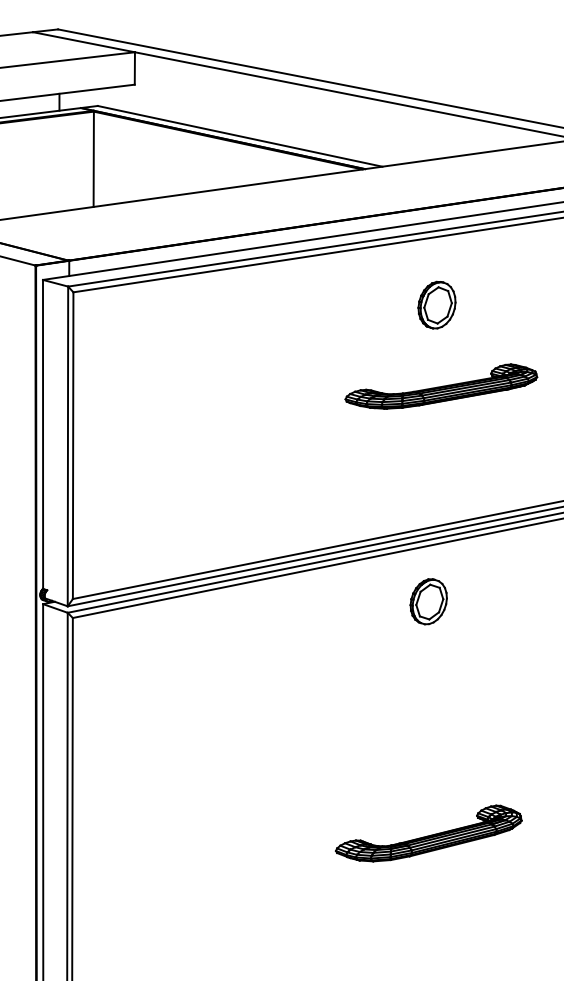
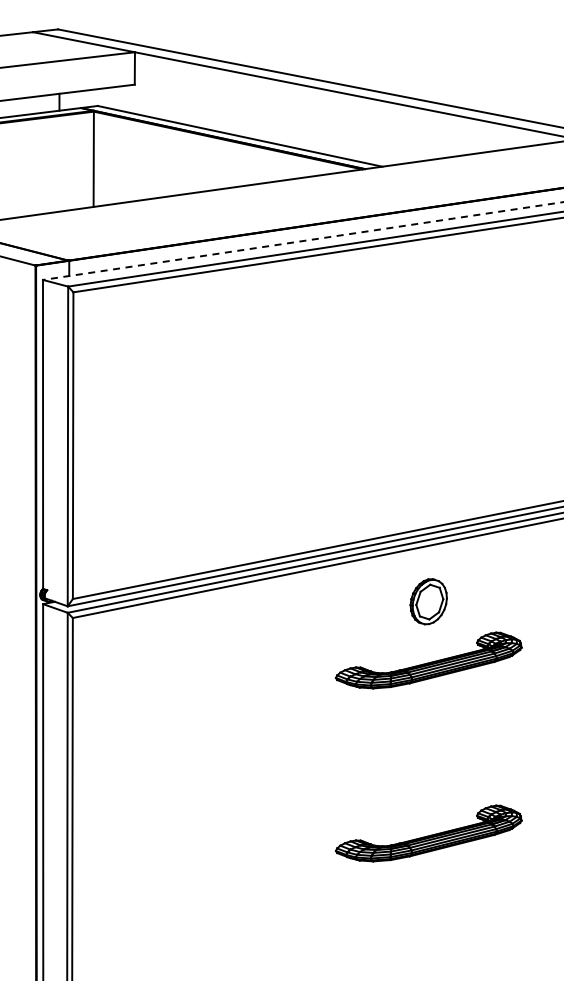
line: solid -> dashed (303, 241)
part: present -> none (436, 304)
part: present -> none (441, 386)
part: none -> present (428, 660)
